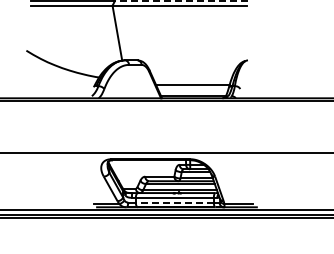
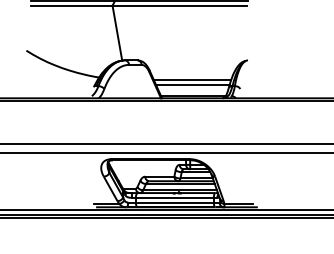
line: dashed -> solid (181, 1)
line: none -> present (192, 79)
line: none -> present (166, 143)
line: dashed -> solid (174, 202)
